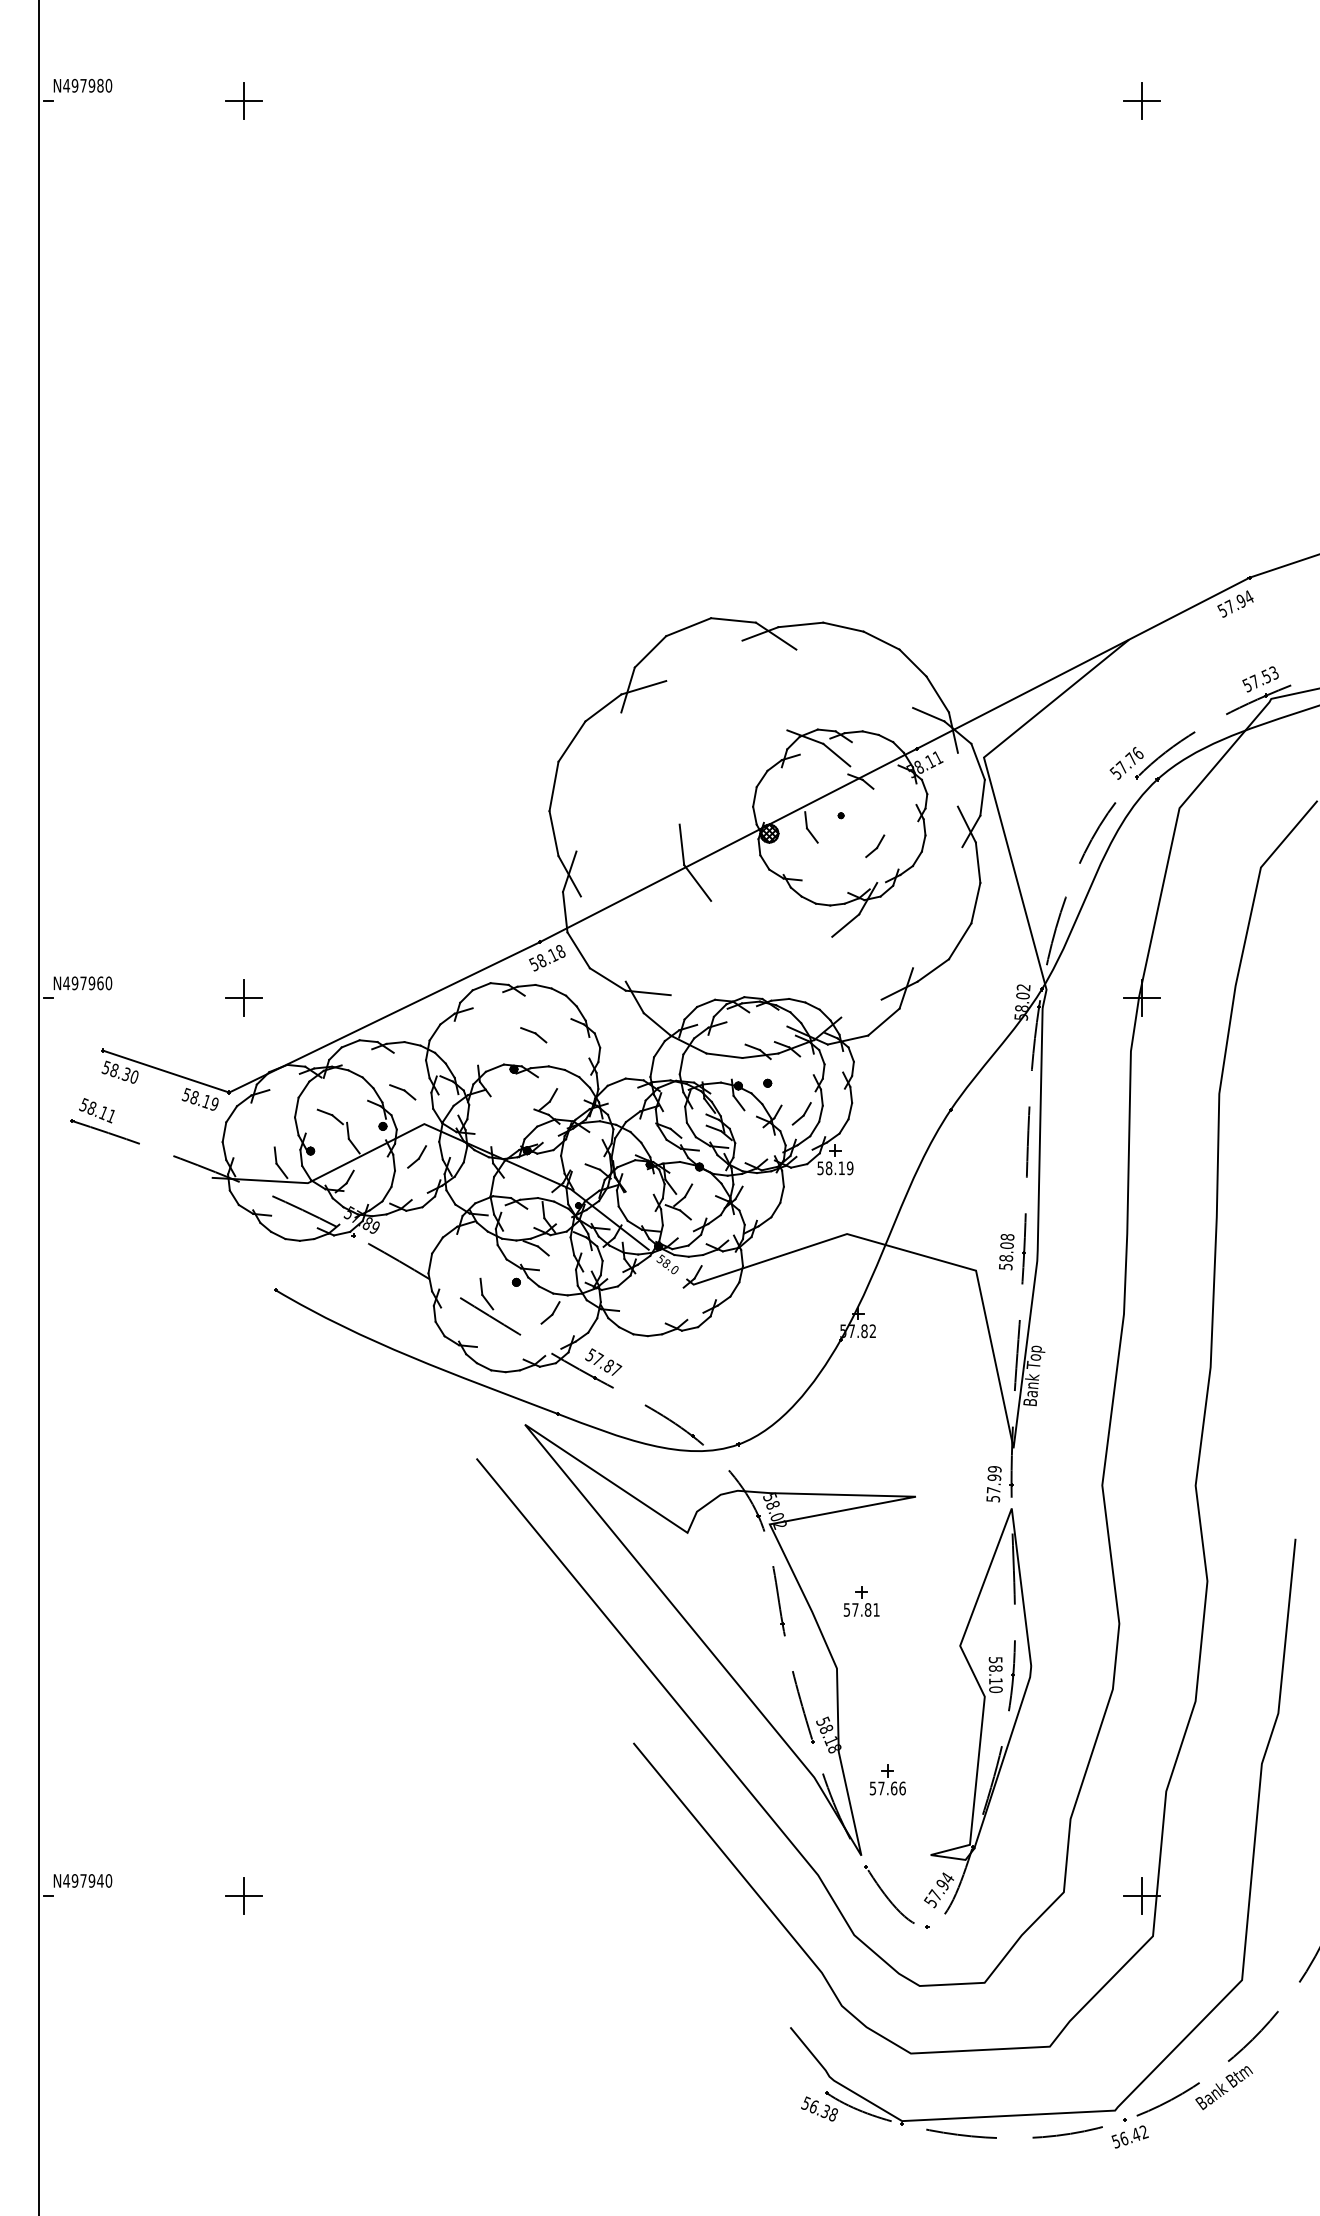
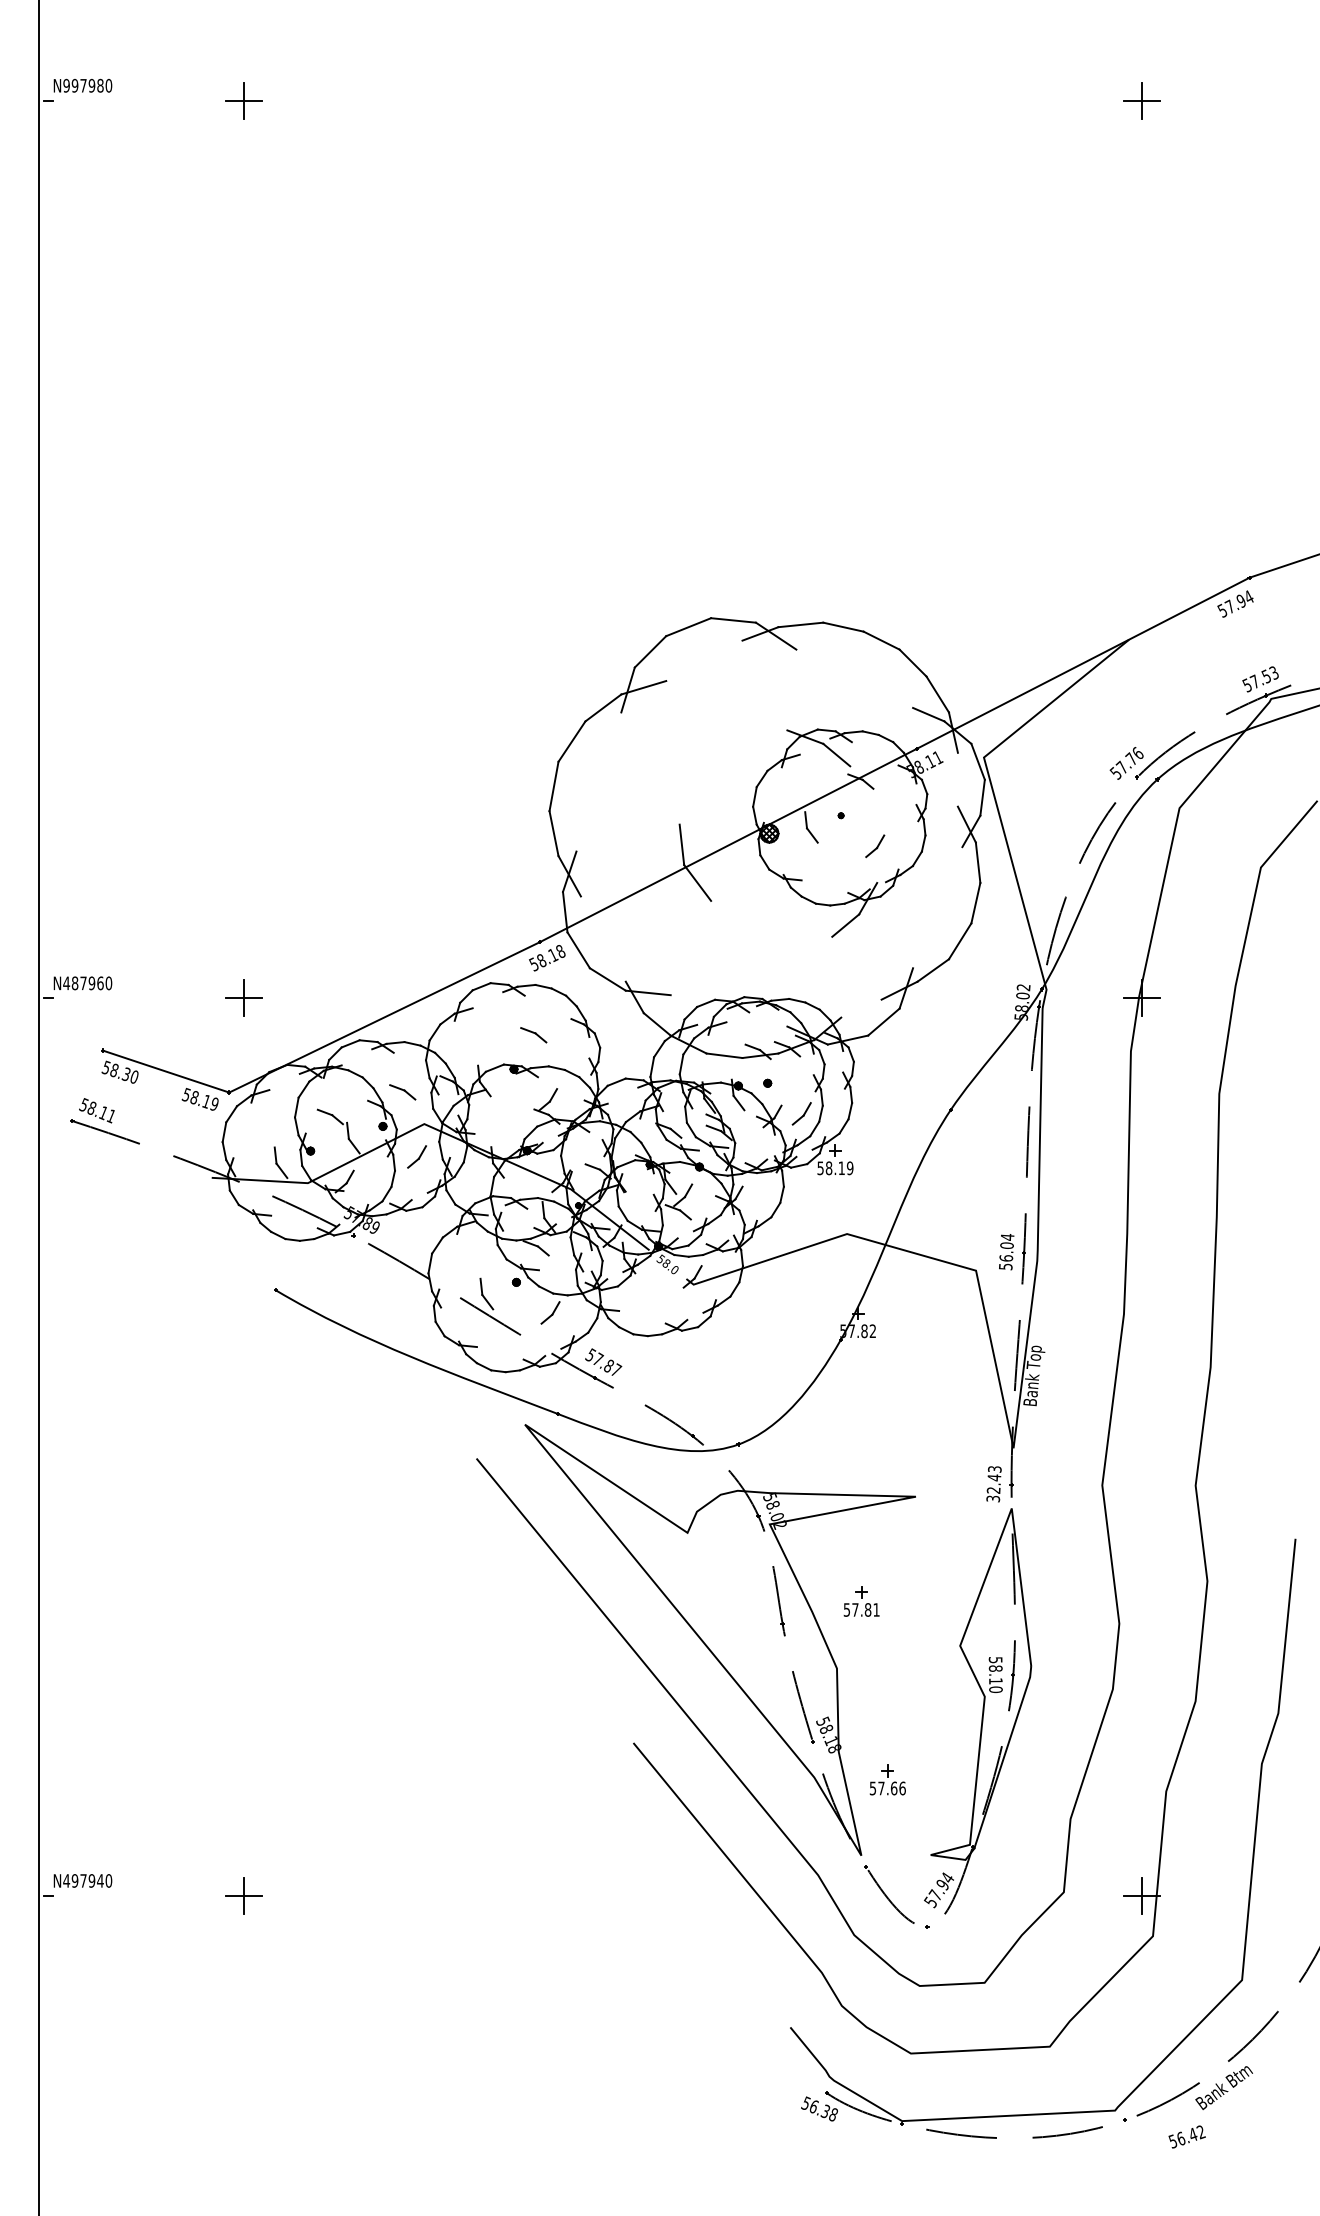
text: N497980 -> N997980 (66, 85)
text: N497960 -> N487960 (74, 983)
text: 58.08 -> 56.04 (1006, 1247)
text: 57.99 -> 32.43 (993, 1483)
text position: (1129, 2136) -> (1186, 2136) (1186, 2136)
